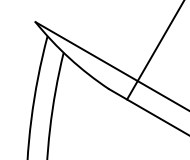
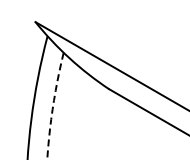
line: present -> none (155, 50)
arc: solid -> dashed (53, 106)
